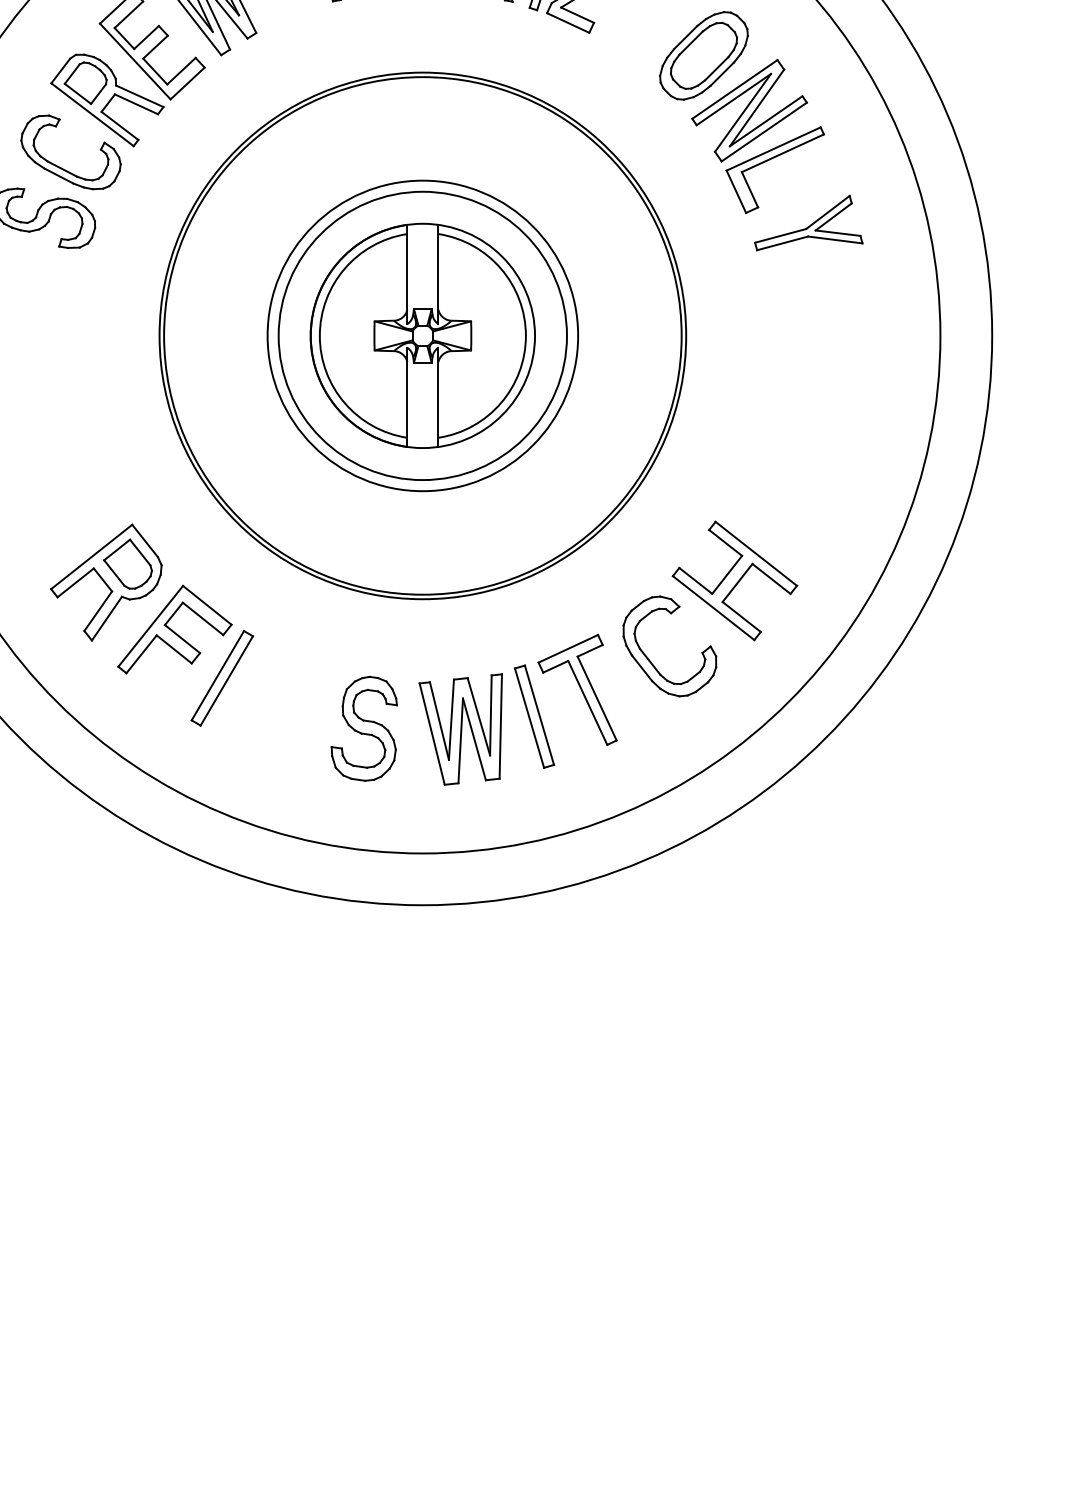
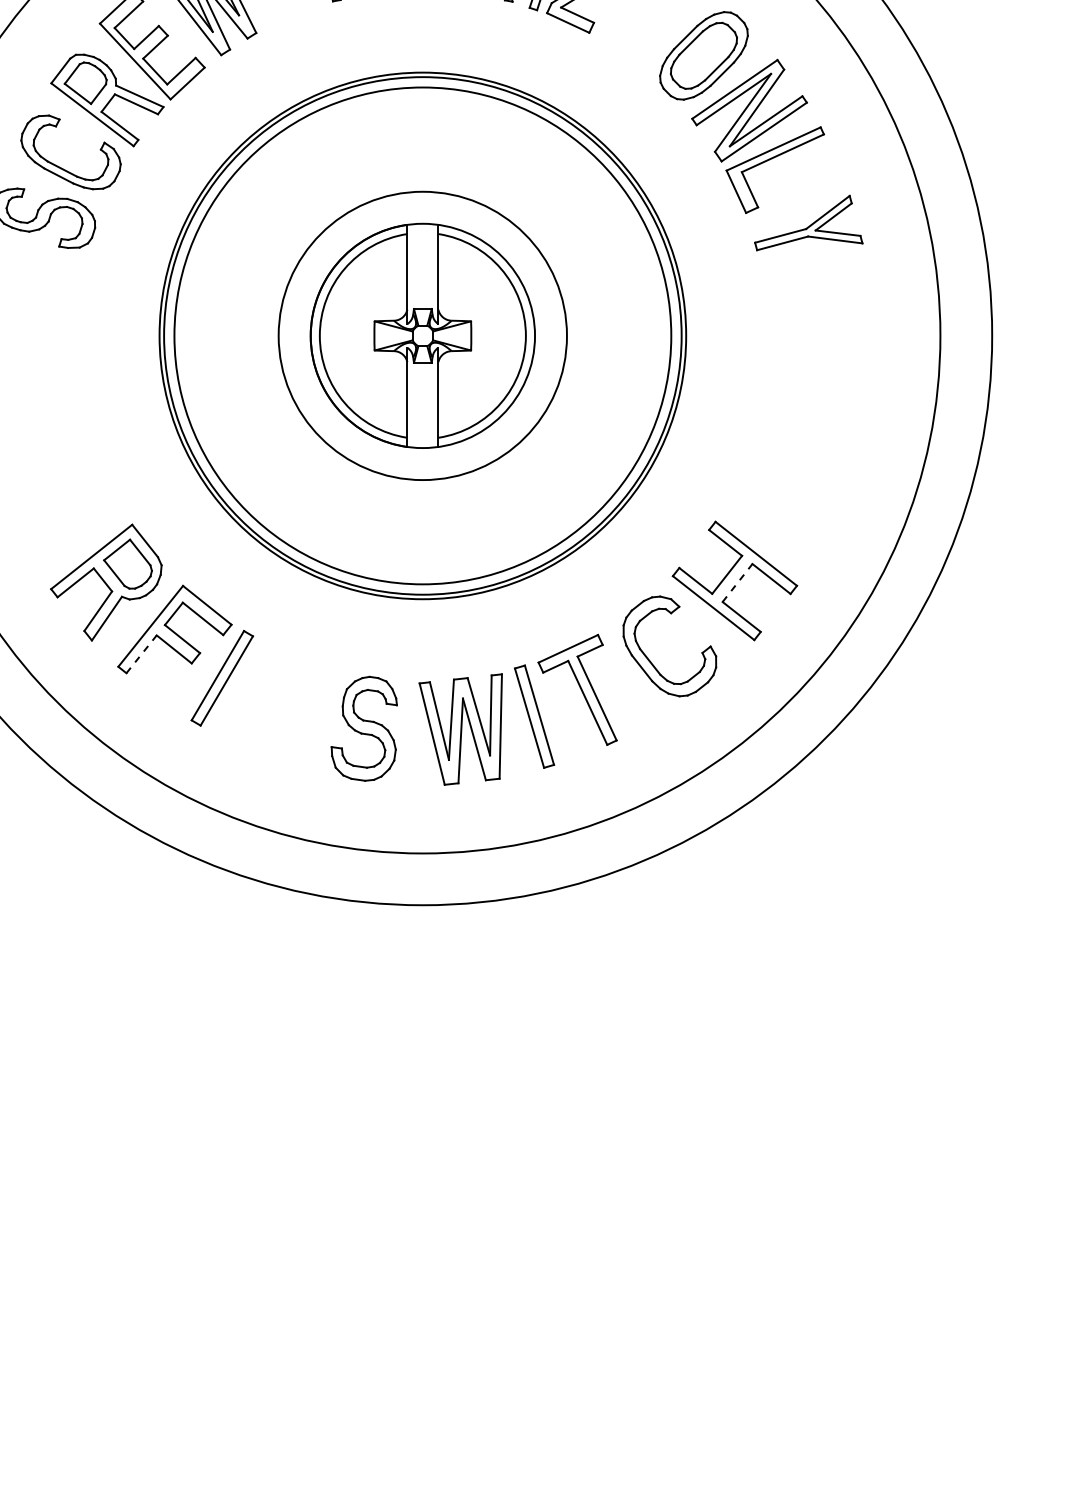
circle diameter: 311 px -> 497 px (422, 335)
line: solid -> dashed (737, 582)
line: solid -> dashed (141, 653)
